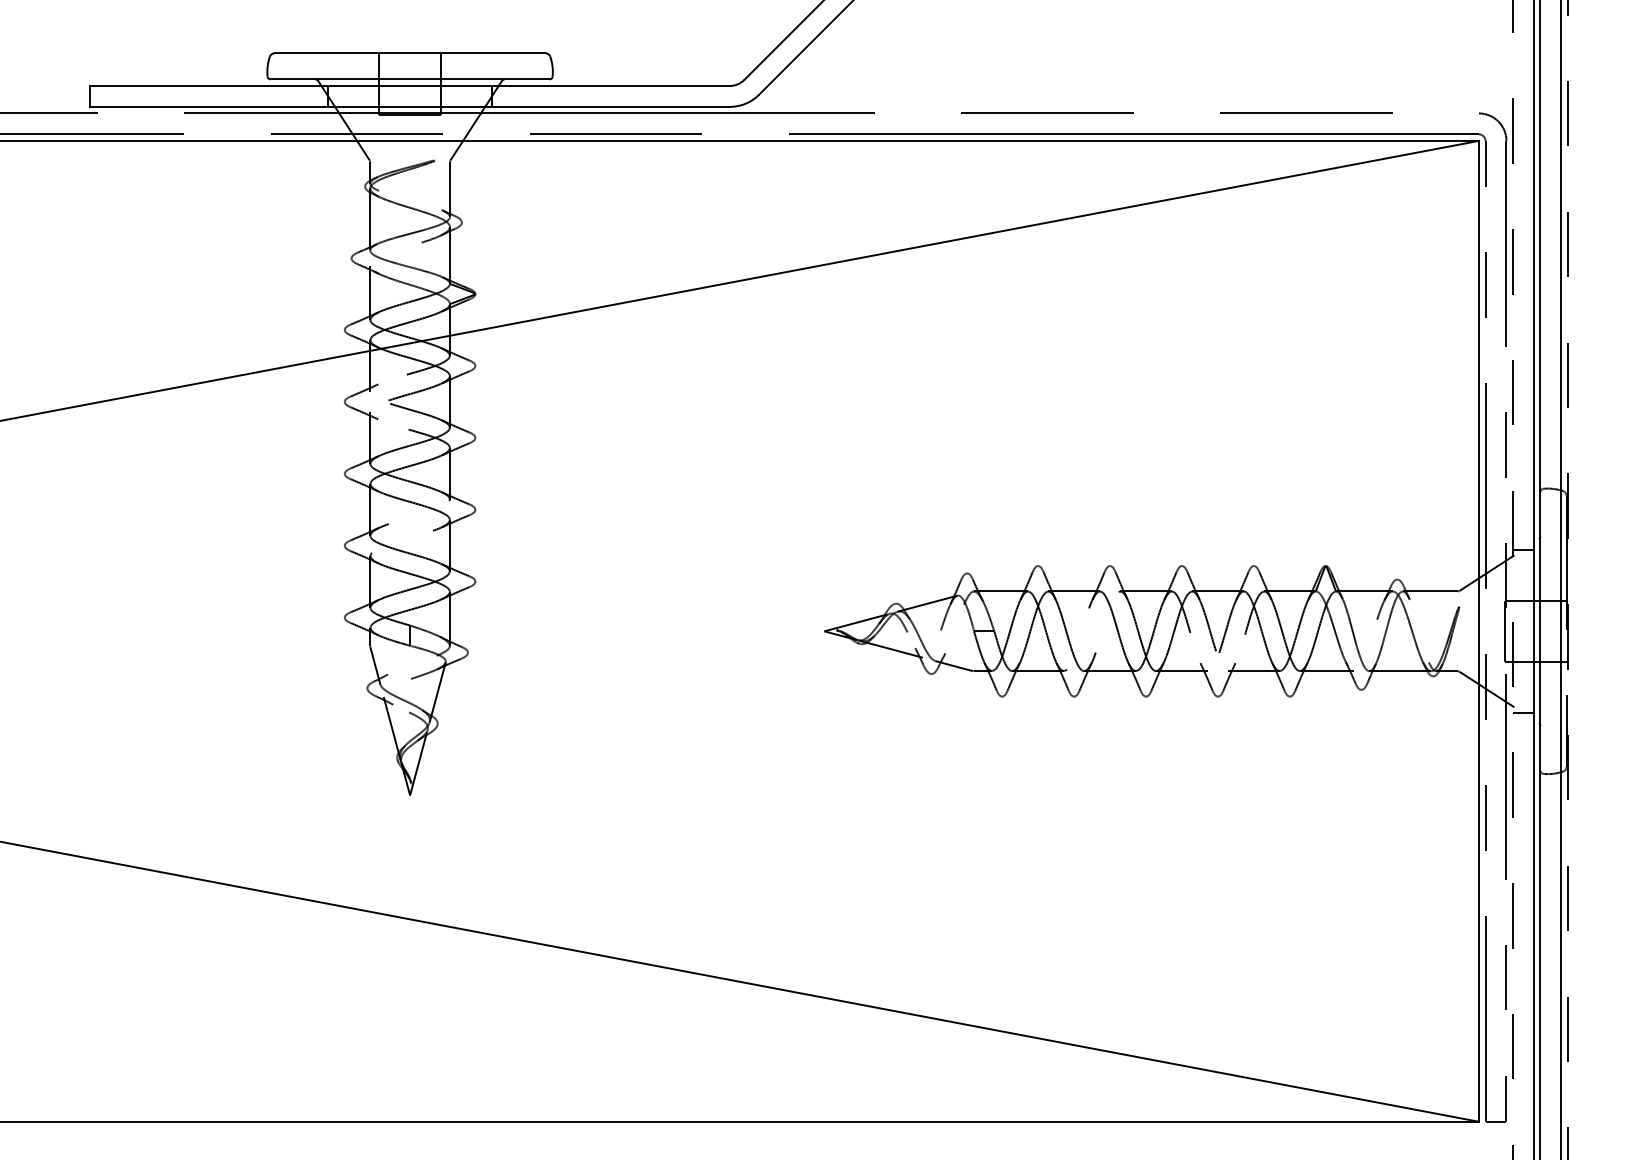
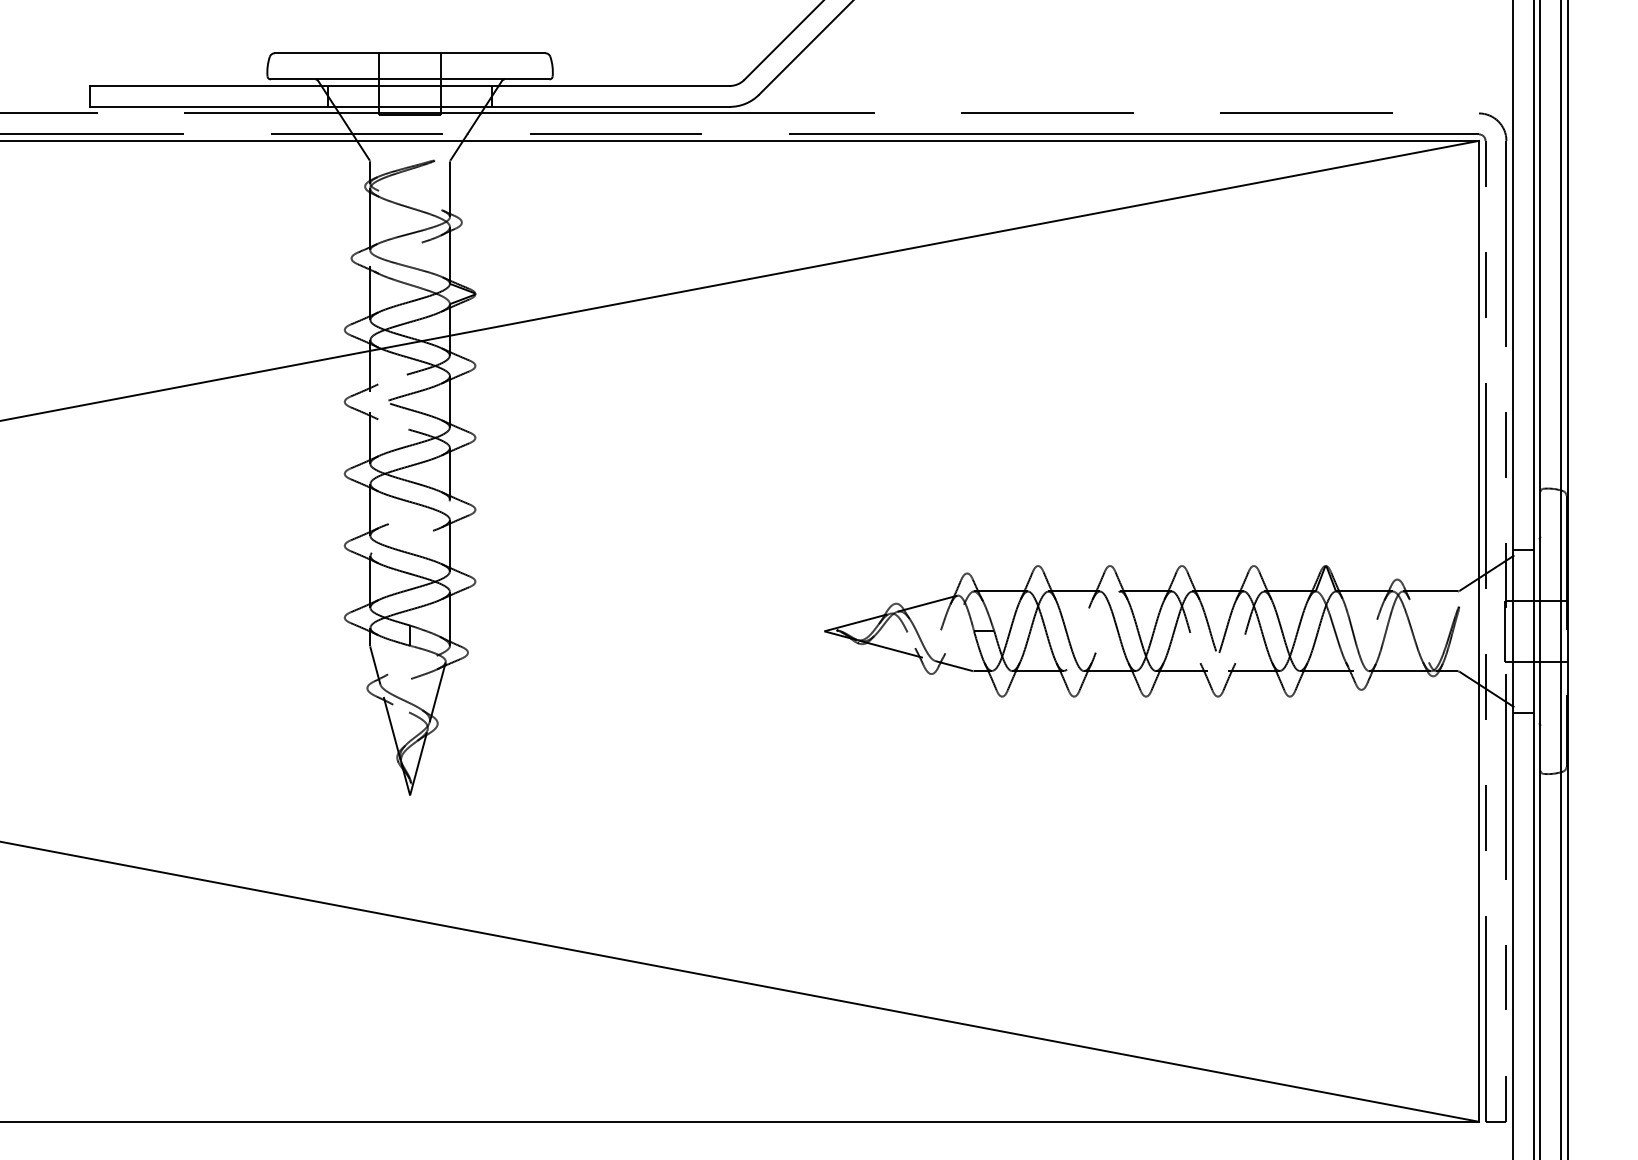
line: dashed -> solid (1513, 579)
line: dashed -> solid (1567, 580)
